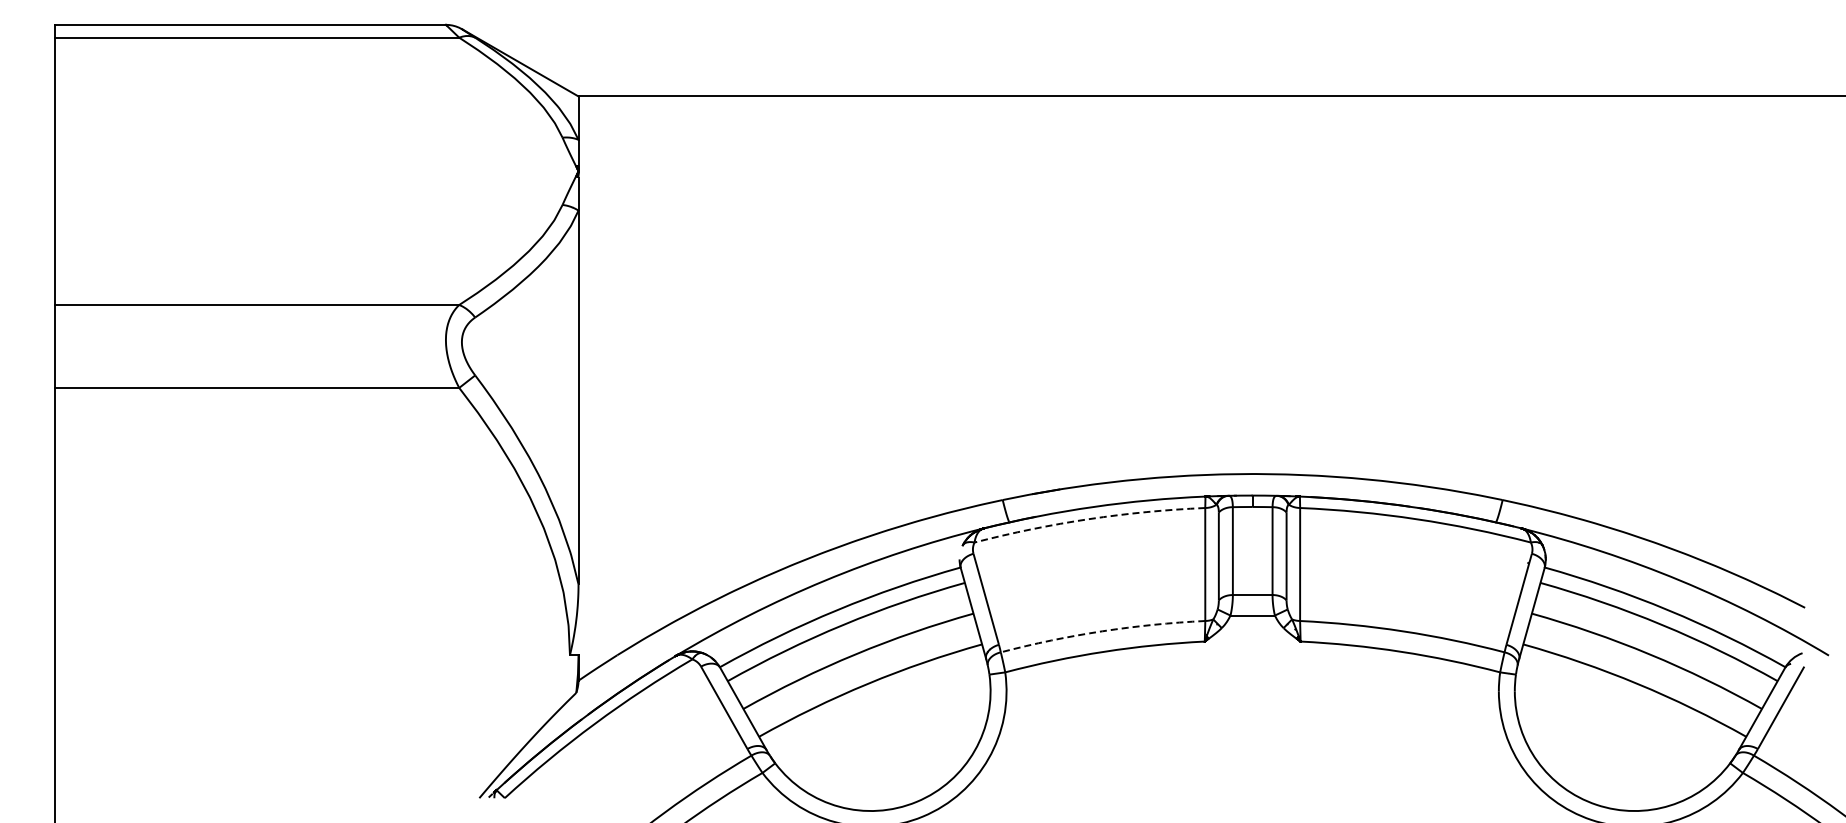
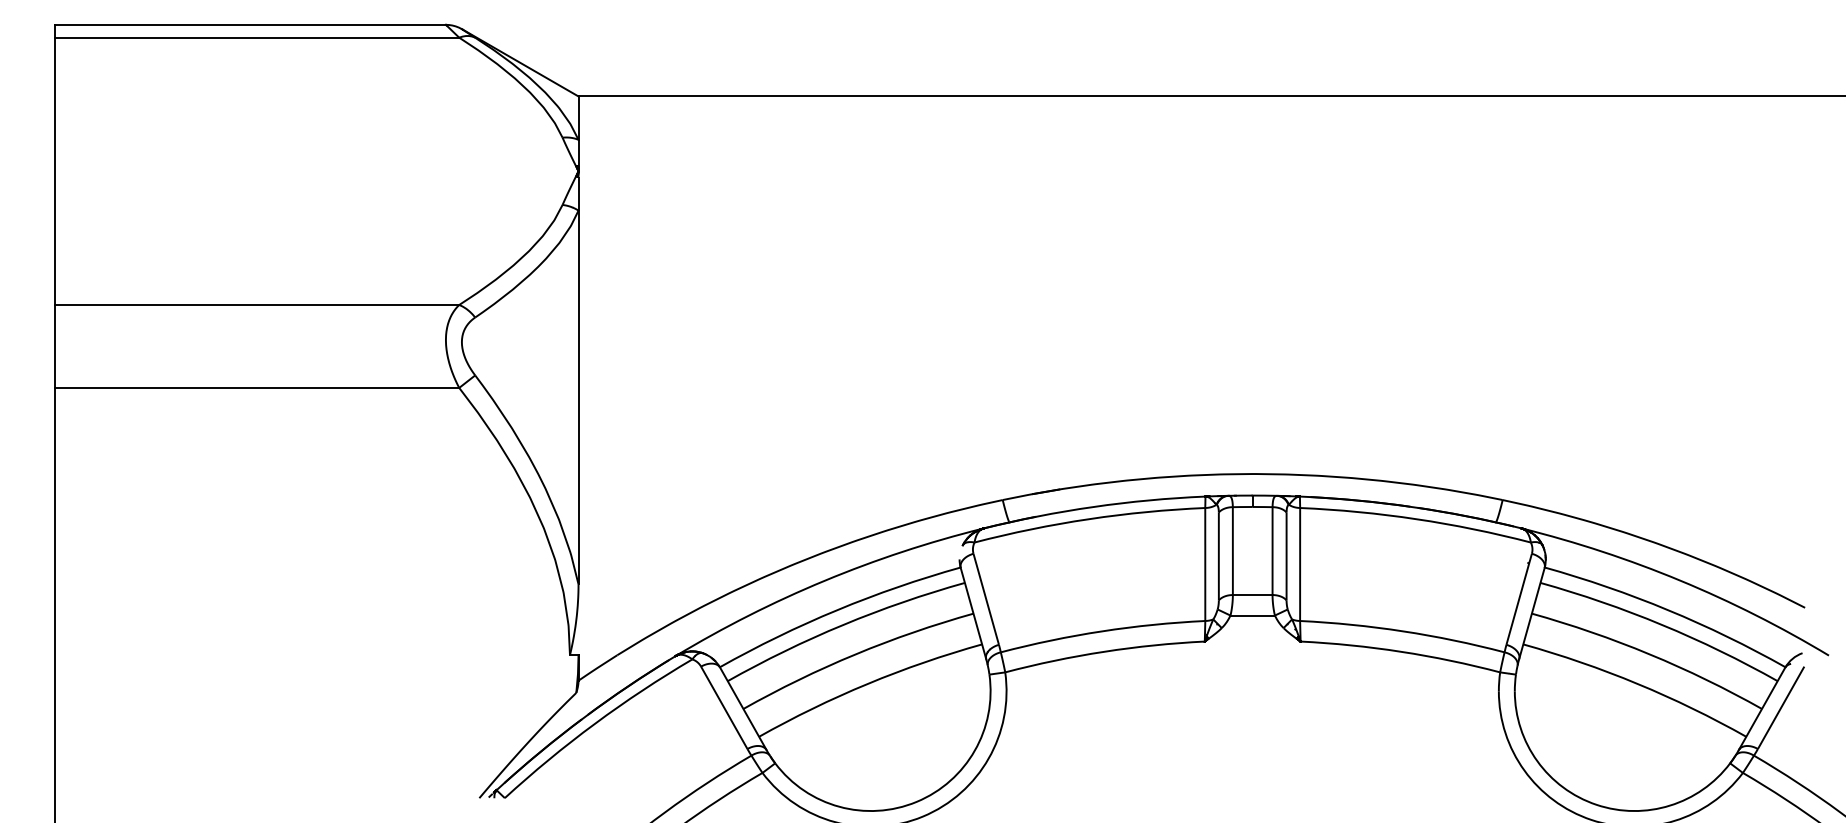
arc: dashed -> solid (1088, 519)
arc: dashed -> solid (1102, 631)
